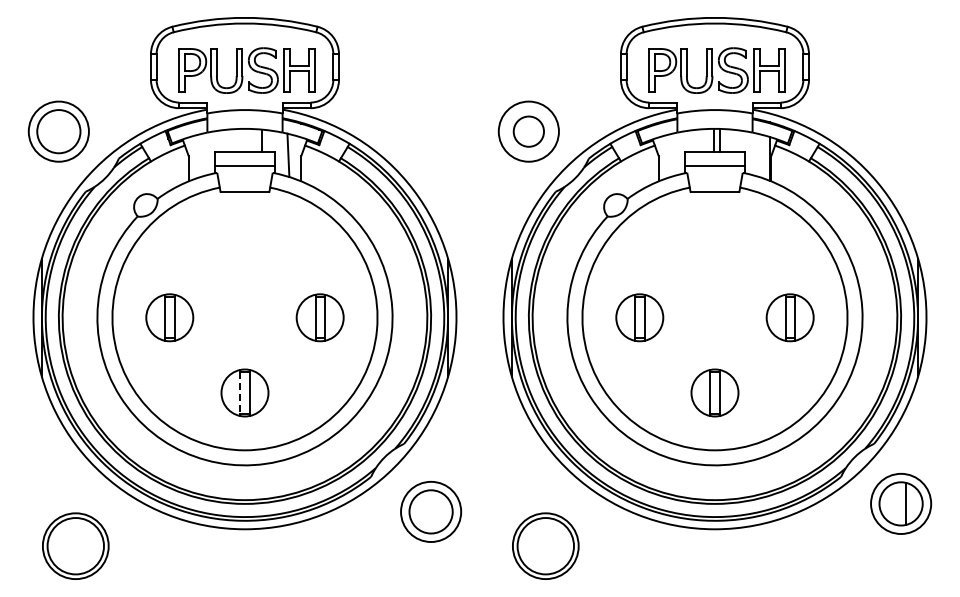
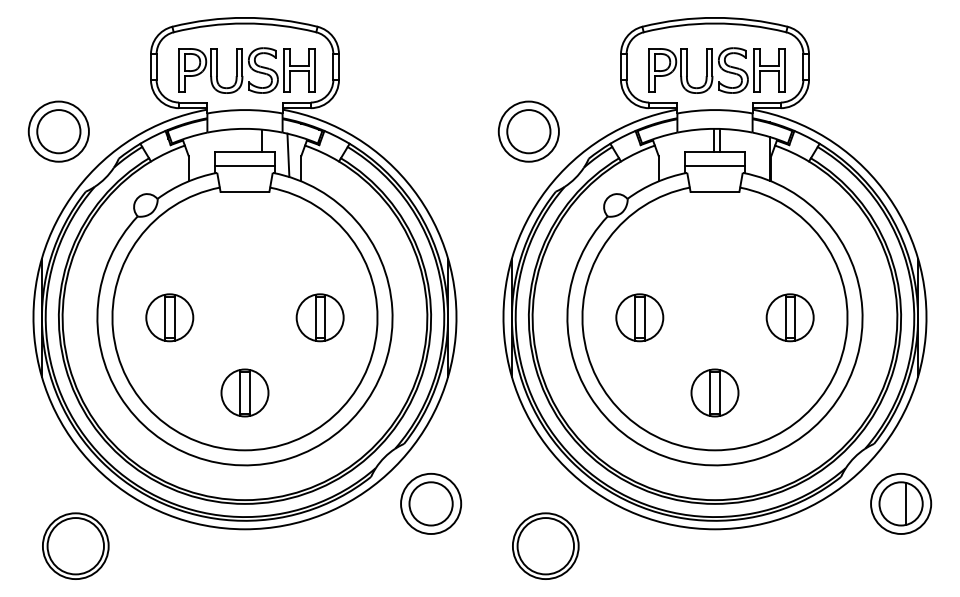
circle diameter: 30 px -> 43 px (528, 131)
line: dashed -> solid (240, 393)
part position: (431, 511) -> (431, 503) (431, 503)
